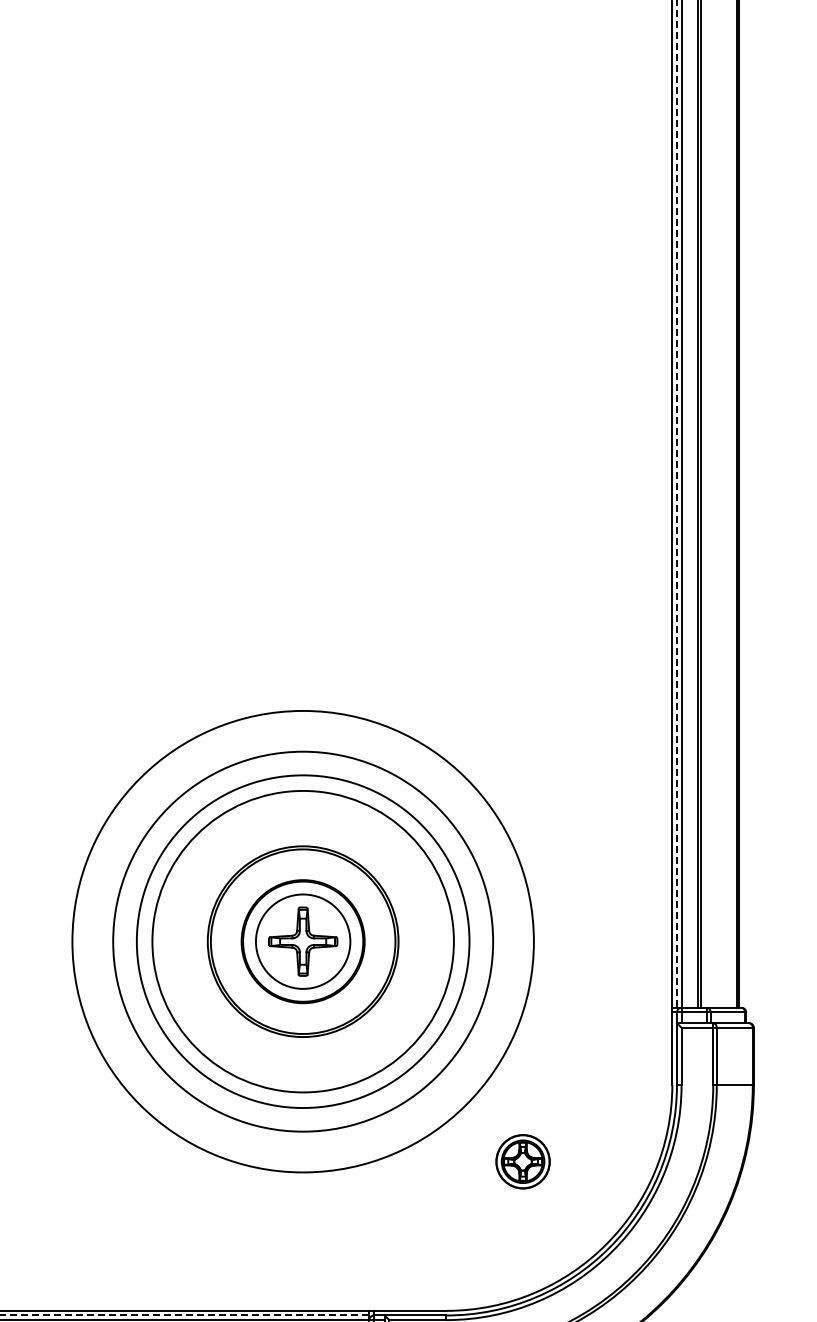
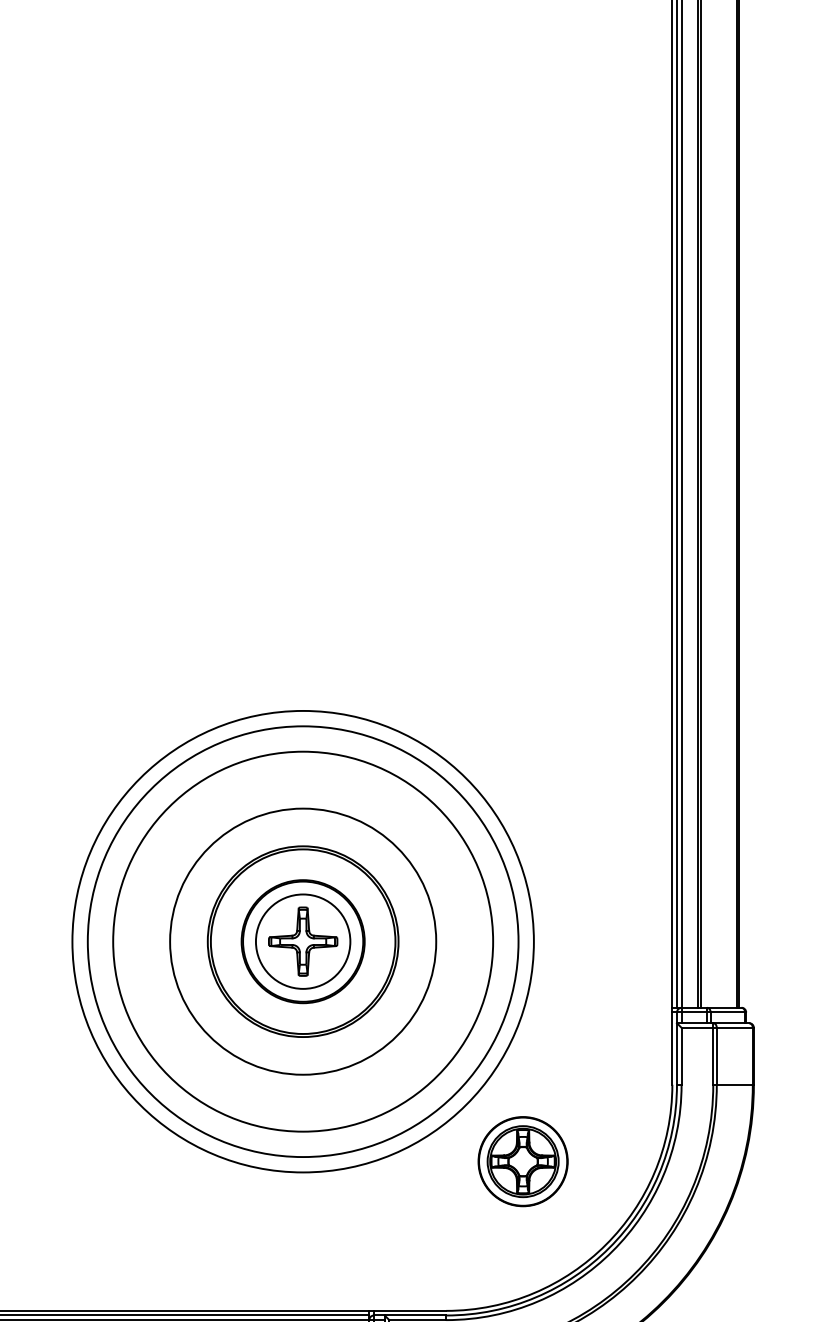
line: dashed -> solid (676, 504)
circle diameter: 302 px -> 431 px (302, 941)
circle diameter: 333 px -> 266 px (303, 941)
part size: 56x56 px -> 92x92 px (522, 1161)
line: dashed -> solid (184, 1315)
